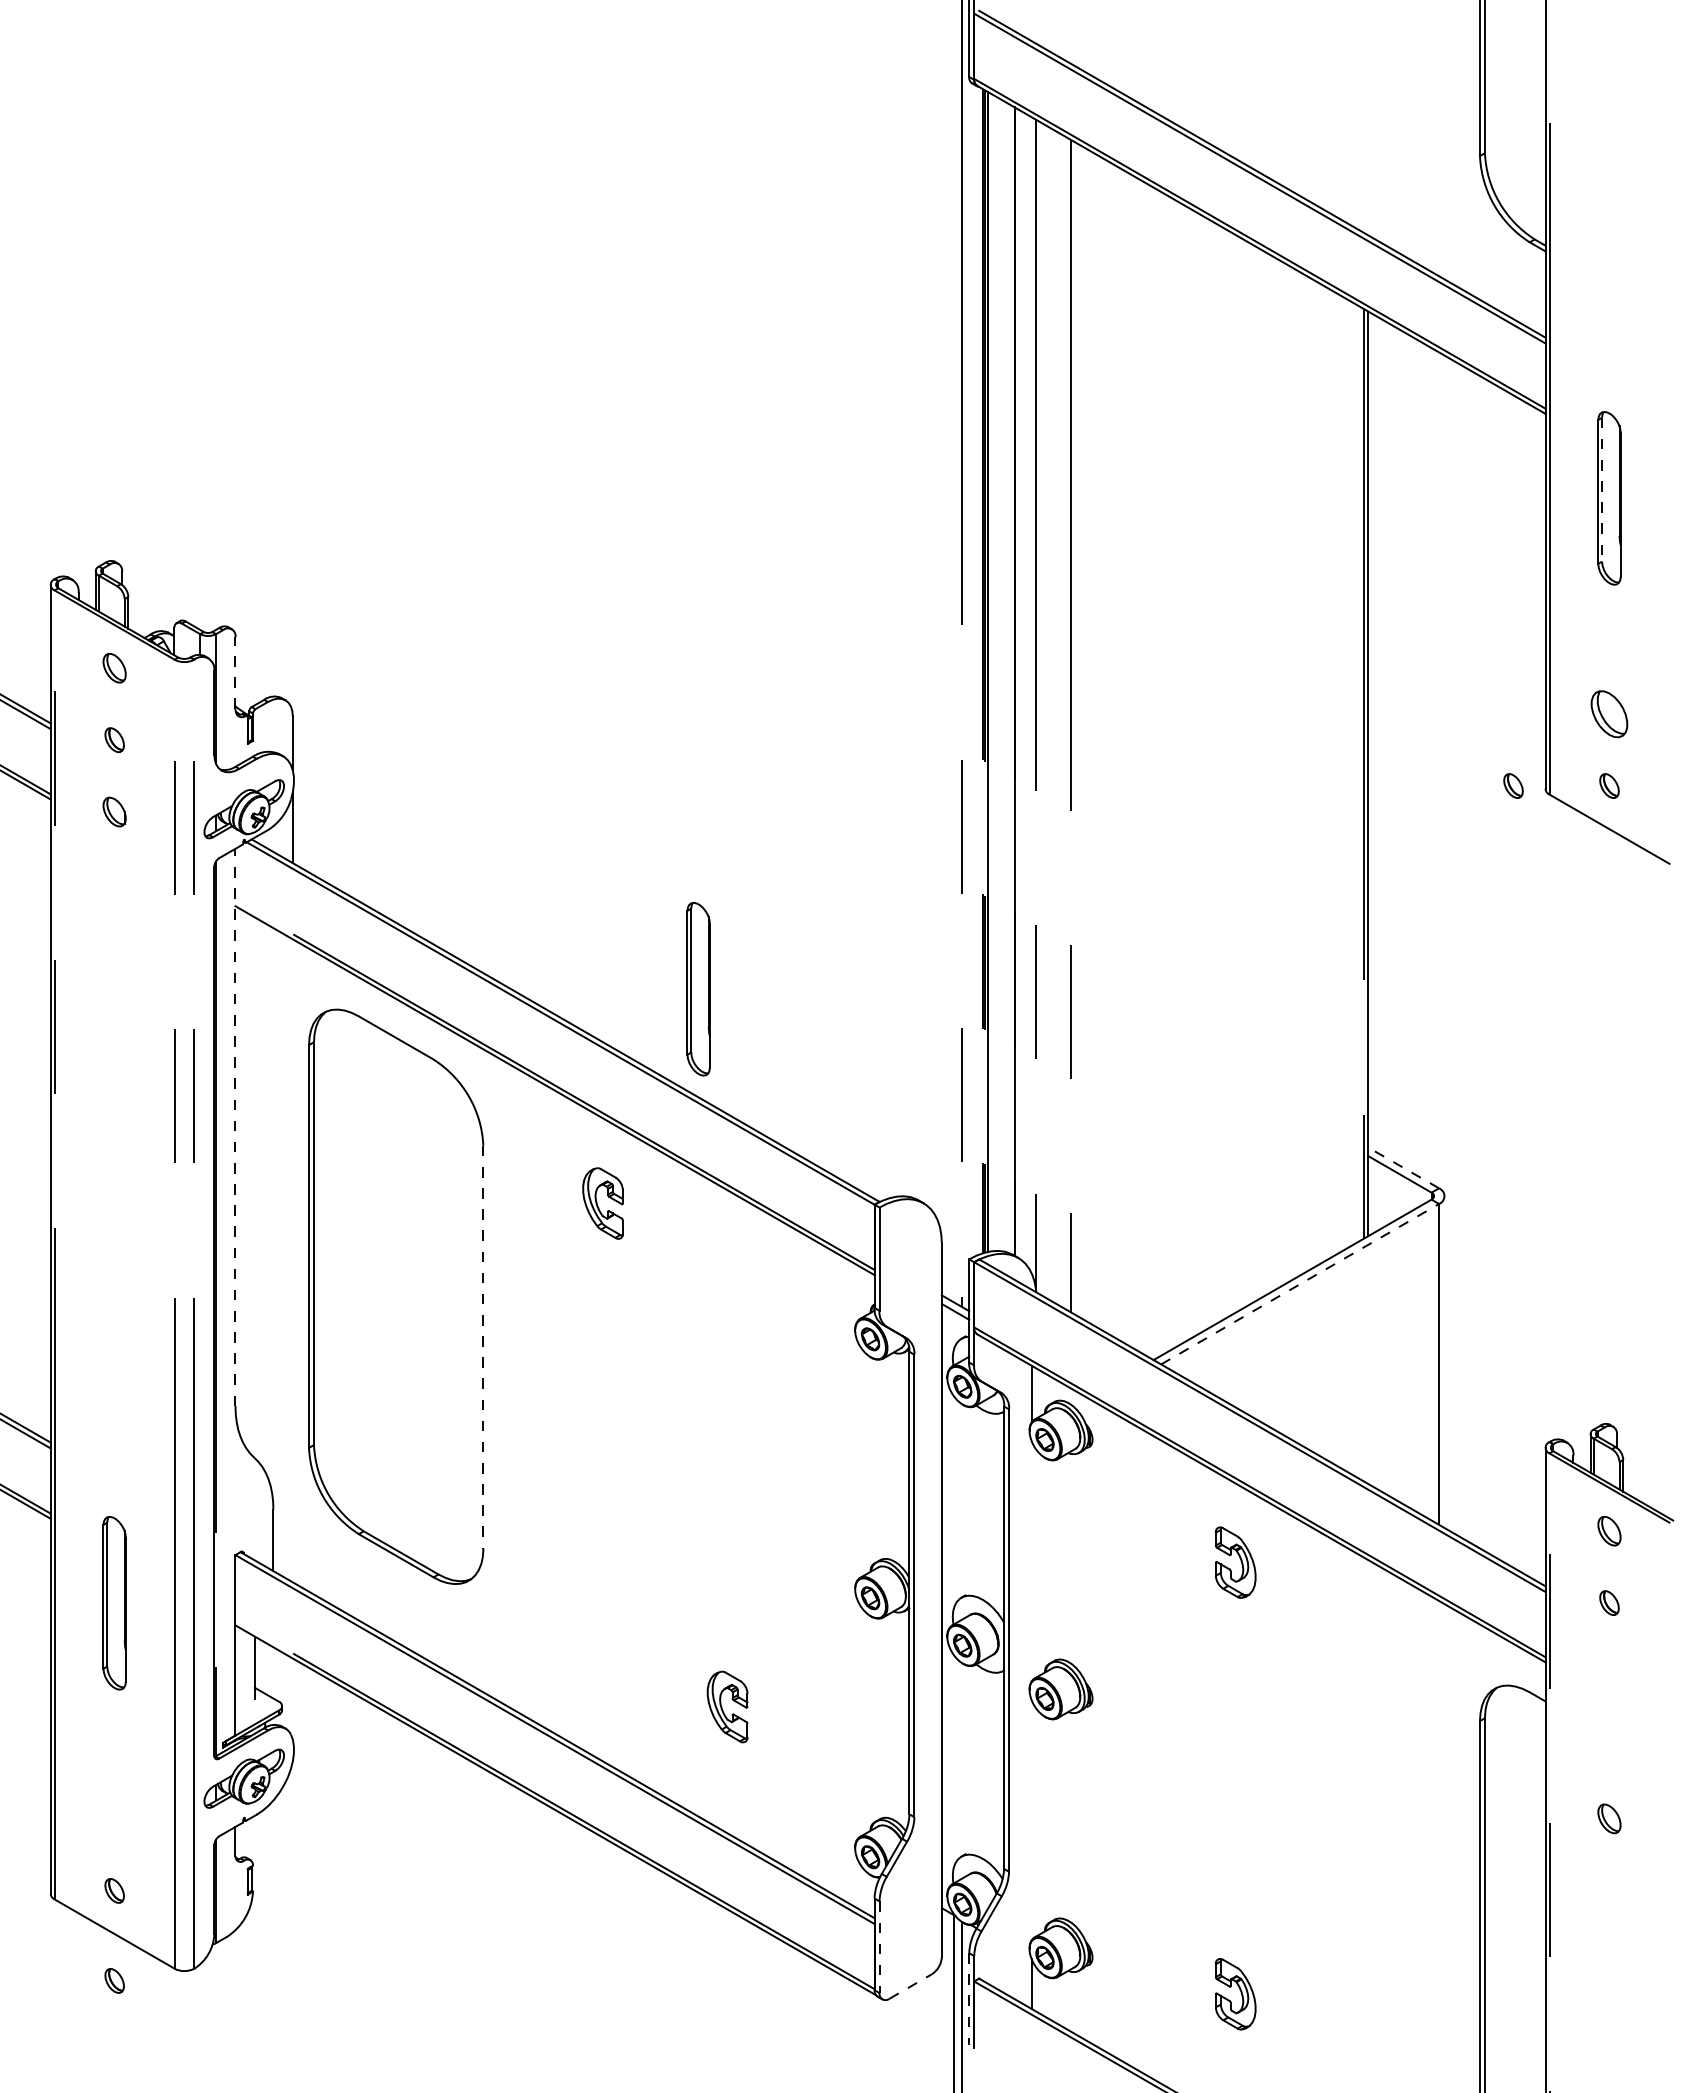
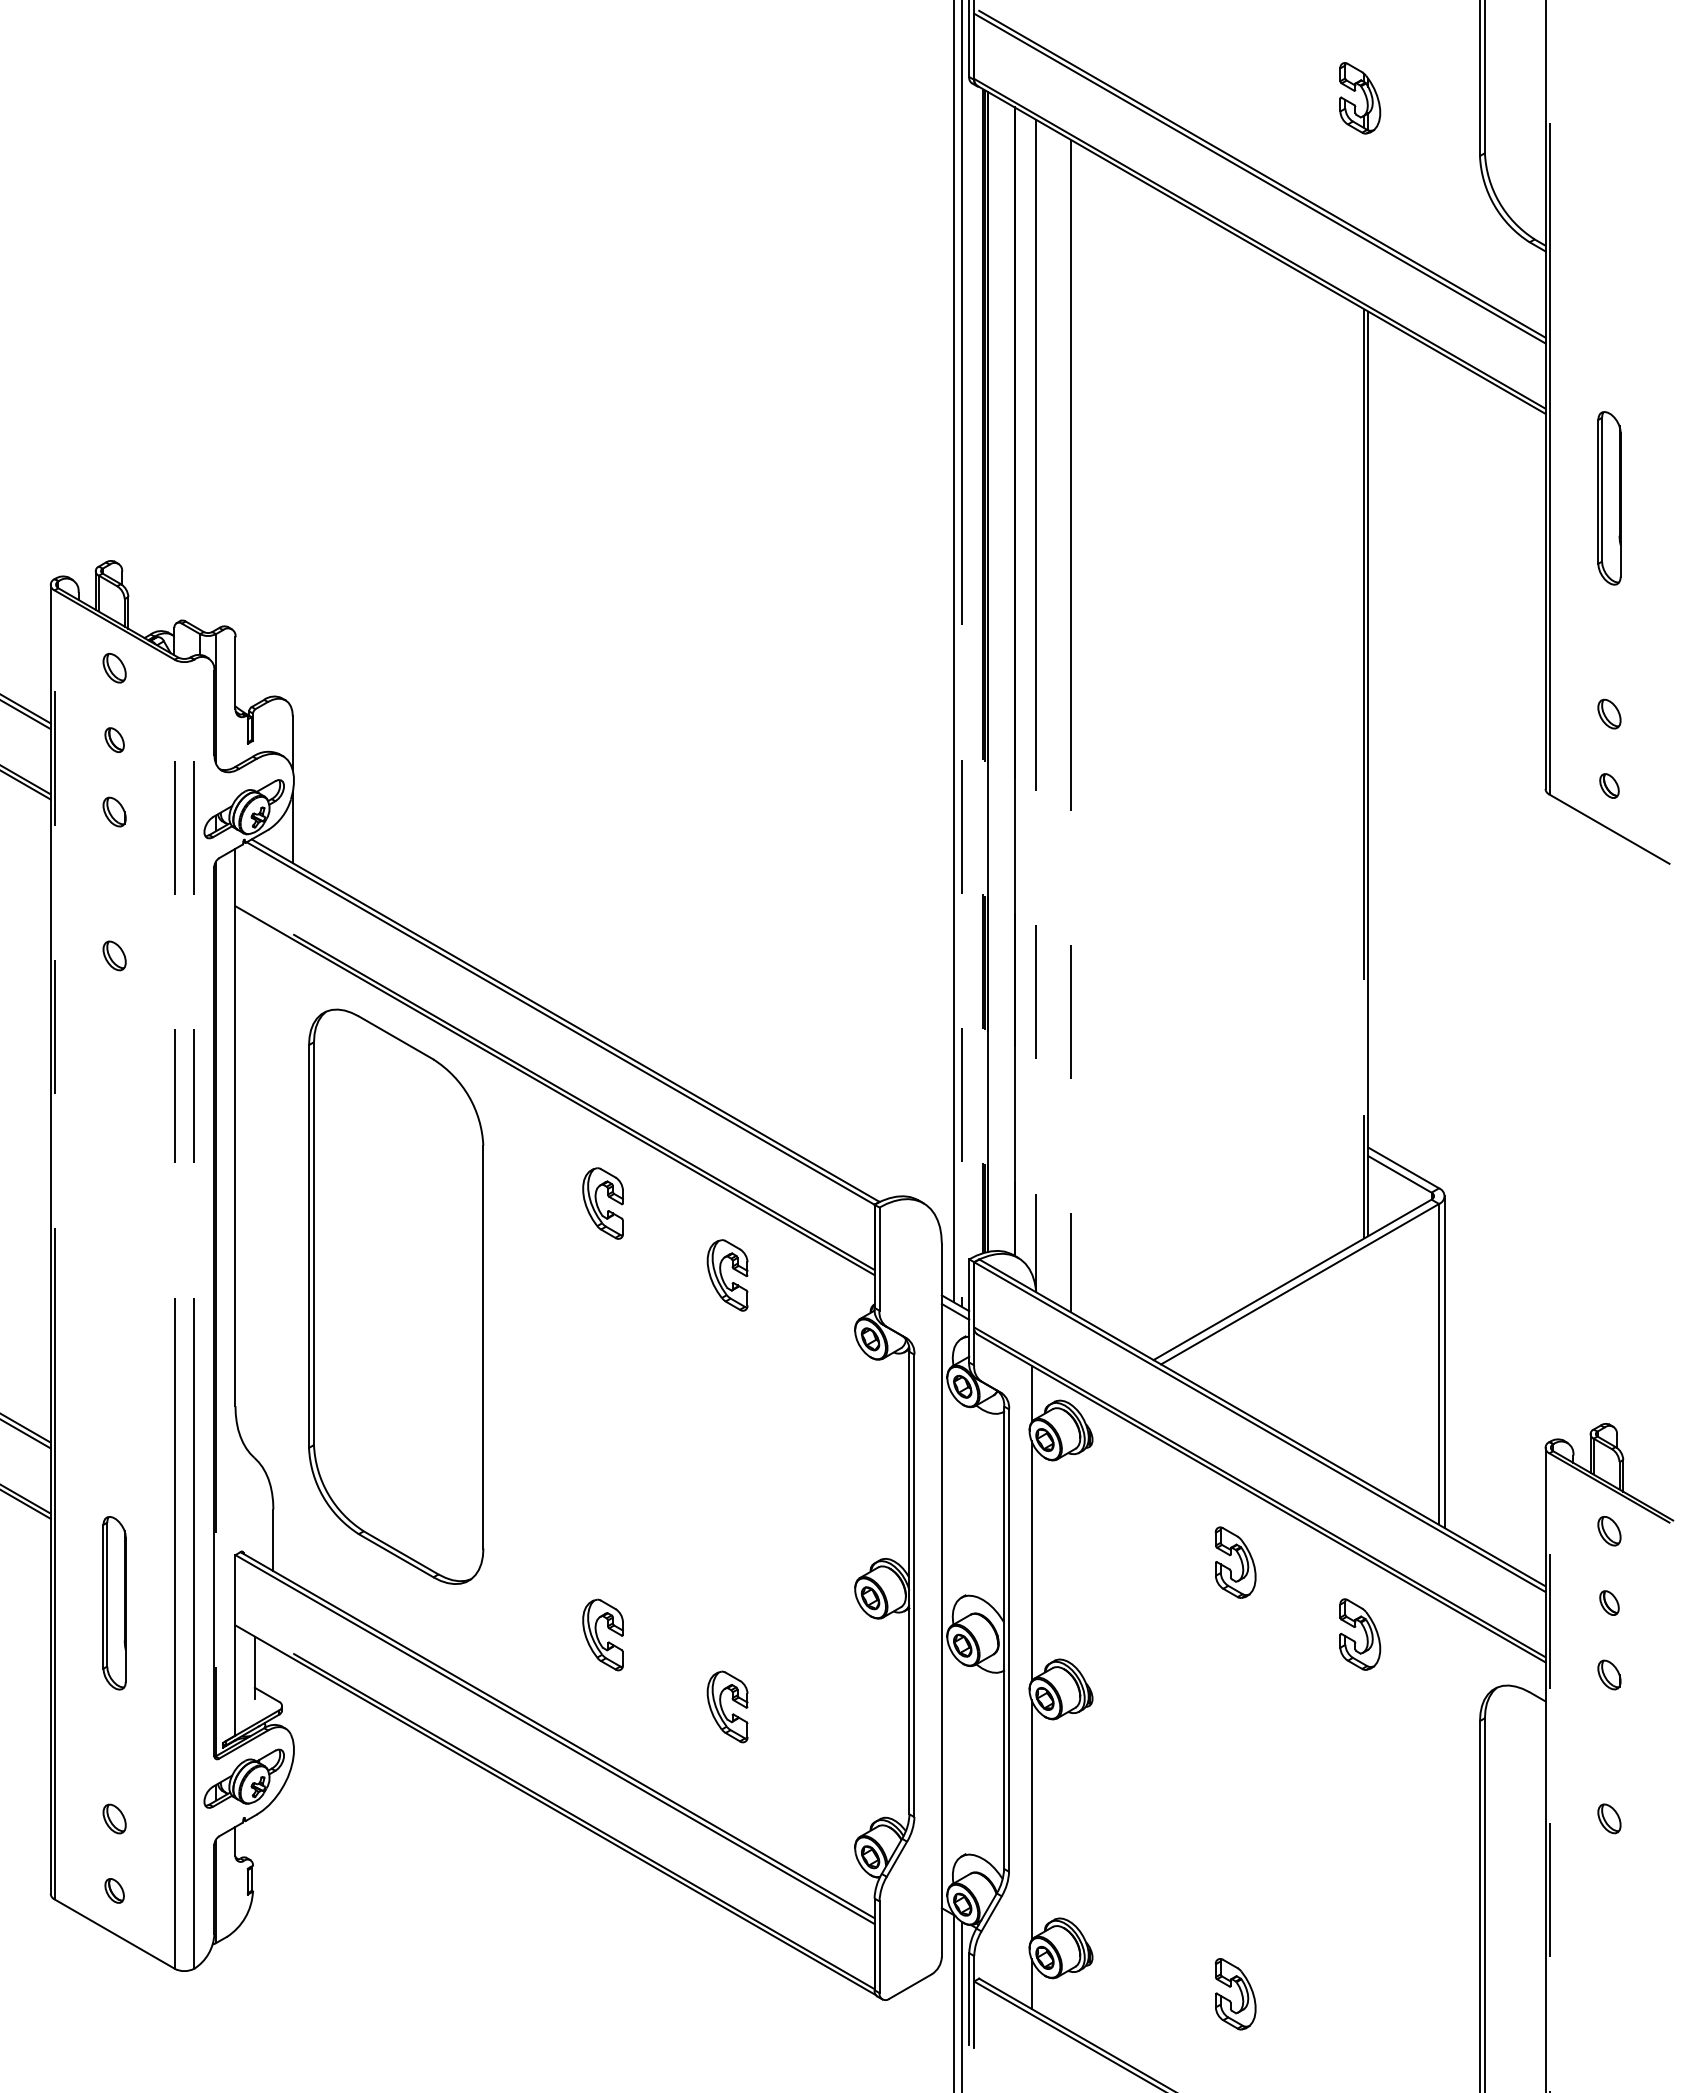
part: none -> present (1360, 98)
line: dashed -> solid (1602, 489)
line: none -> present (953, 652)
line: dashed -> solid (235, 673)
part size: 39x49 px -> 25x32 px (1609, 713)
part: present -> none (1513, 785)
part: none -> present (114, 955)
part: present -> none (698, 989)
line: dashed -> solid (235, 1127)
line: dashed -> solid (1403, 1167)
part: none -> present (727, 1275)
line: dashed -> solid (1300, 1283)
line: dashed -> solid (483, 1347)
line: none -> present (1444, 1362)
line: none -> present (1031, 1561)
part: none -> present (602, 1634)
part: none -> present (1360, 1634)
part: none -> present (1609, 1674)
part: none -> present (114, 1818)
line: none -> present (1031, 1820)
line: dashed -> solid (879, 1947)
part: present -> none (114, 1980)
line: dashed -> solid (911, 1986)
line: dashed -> solid (969, 1999)
